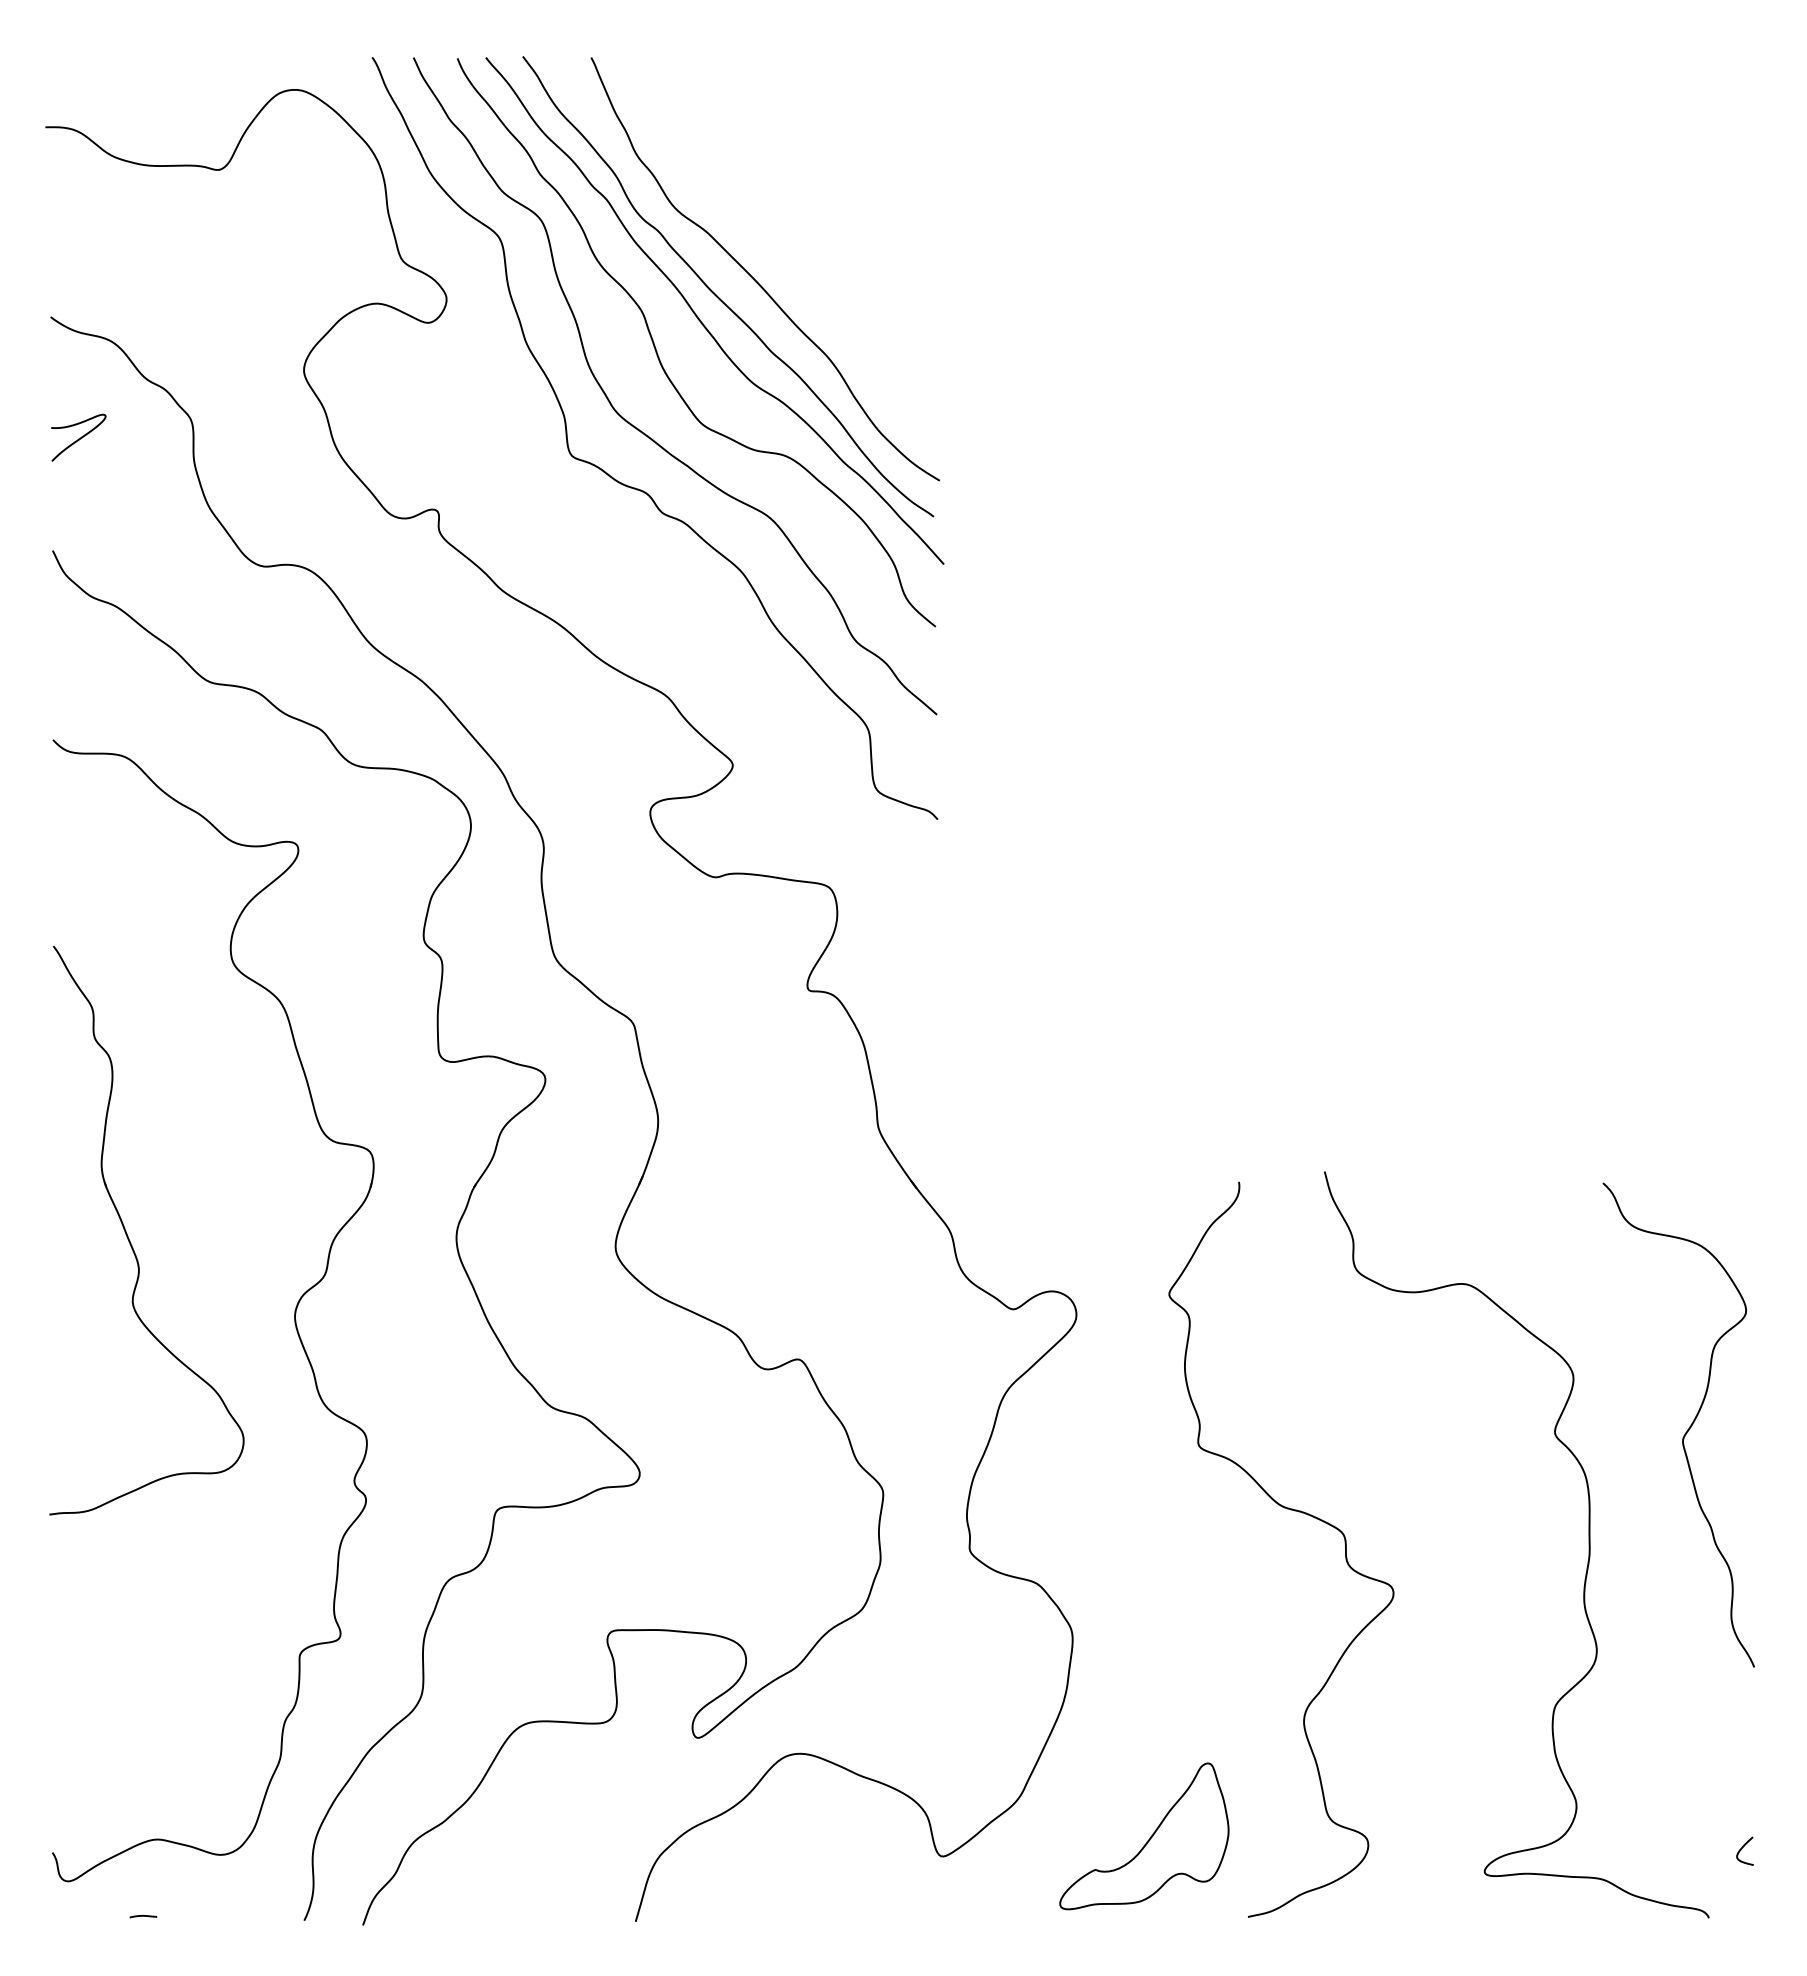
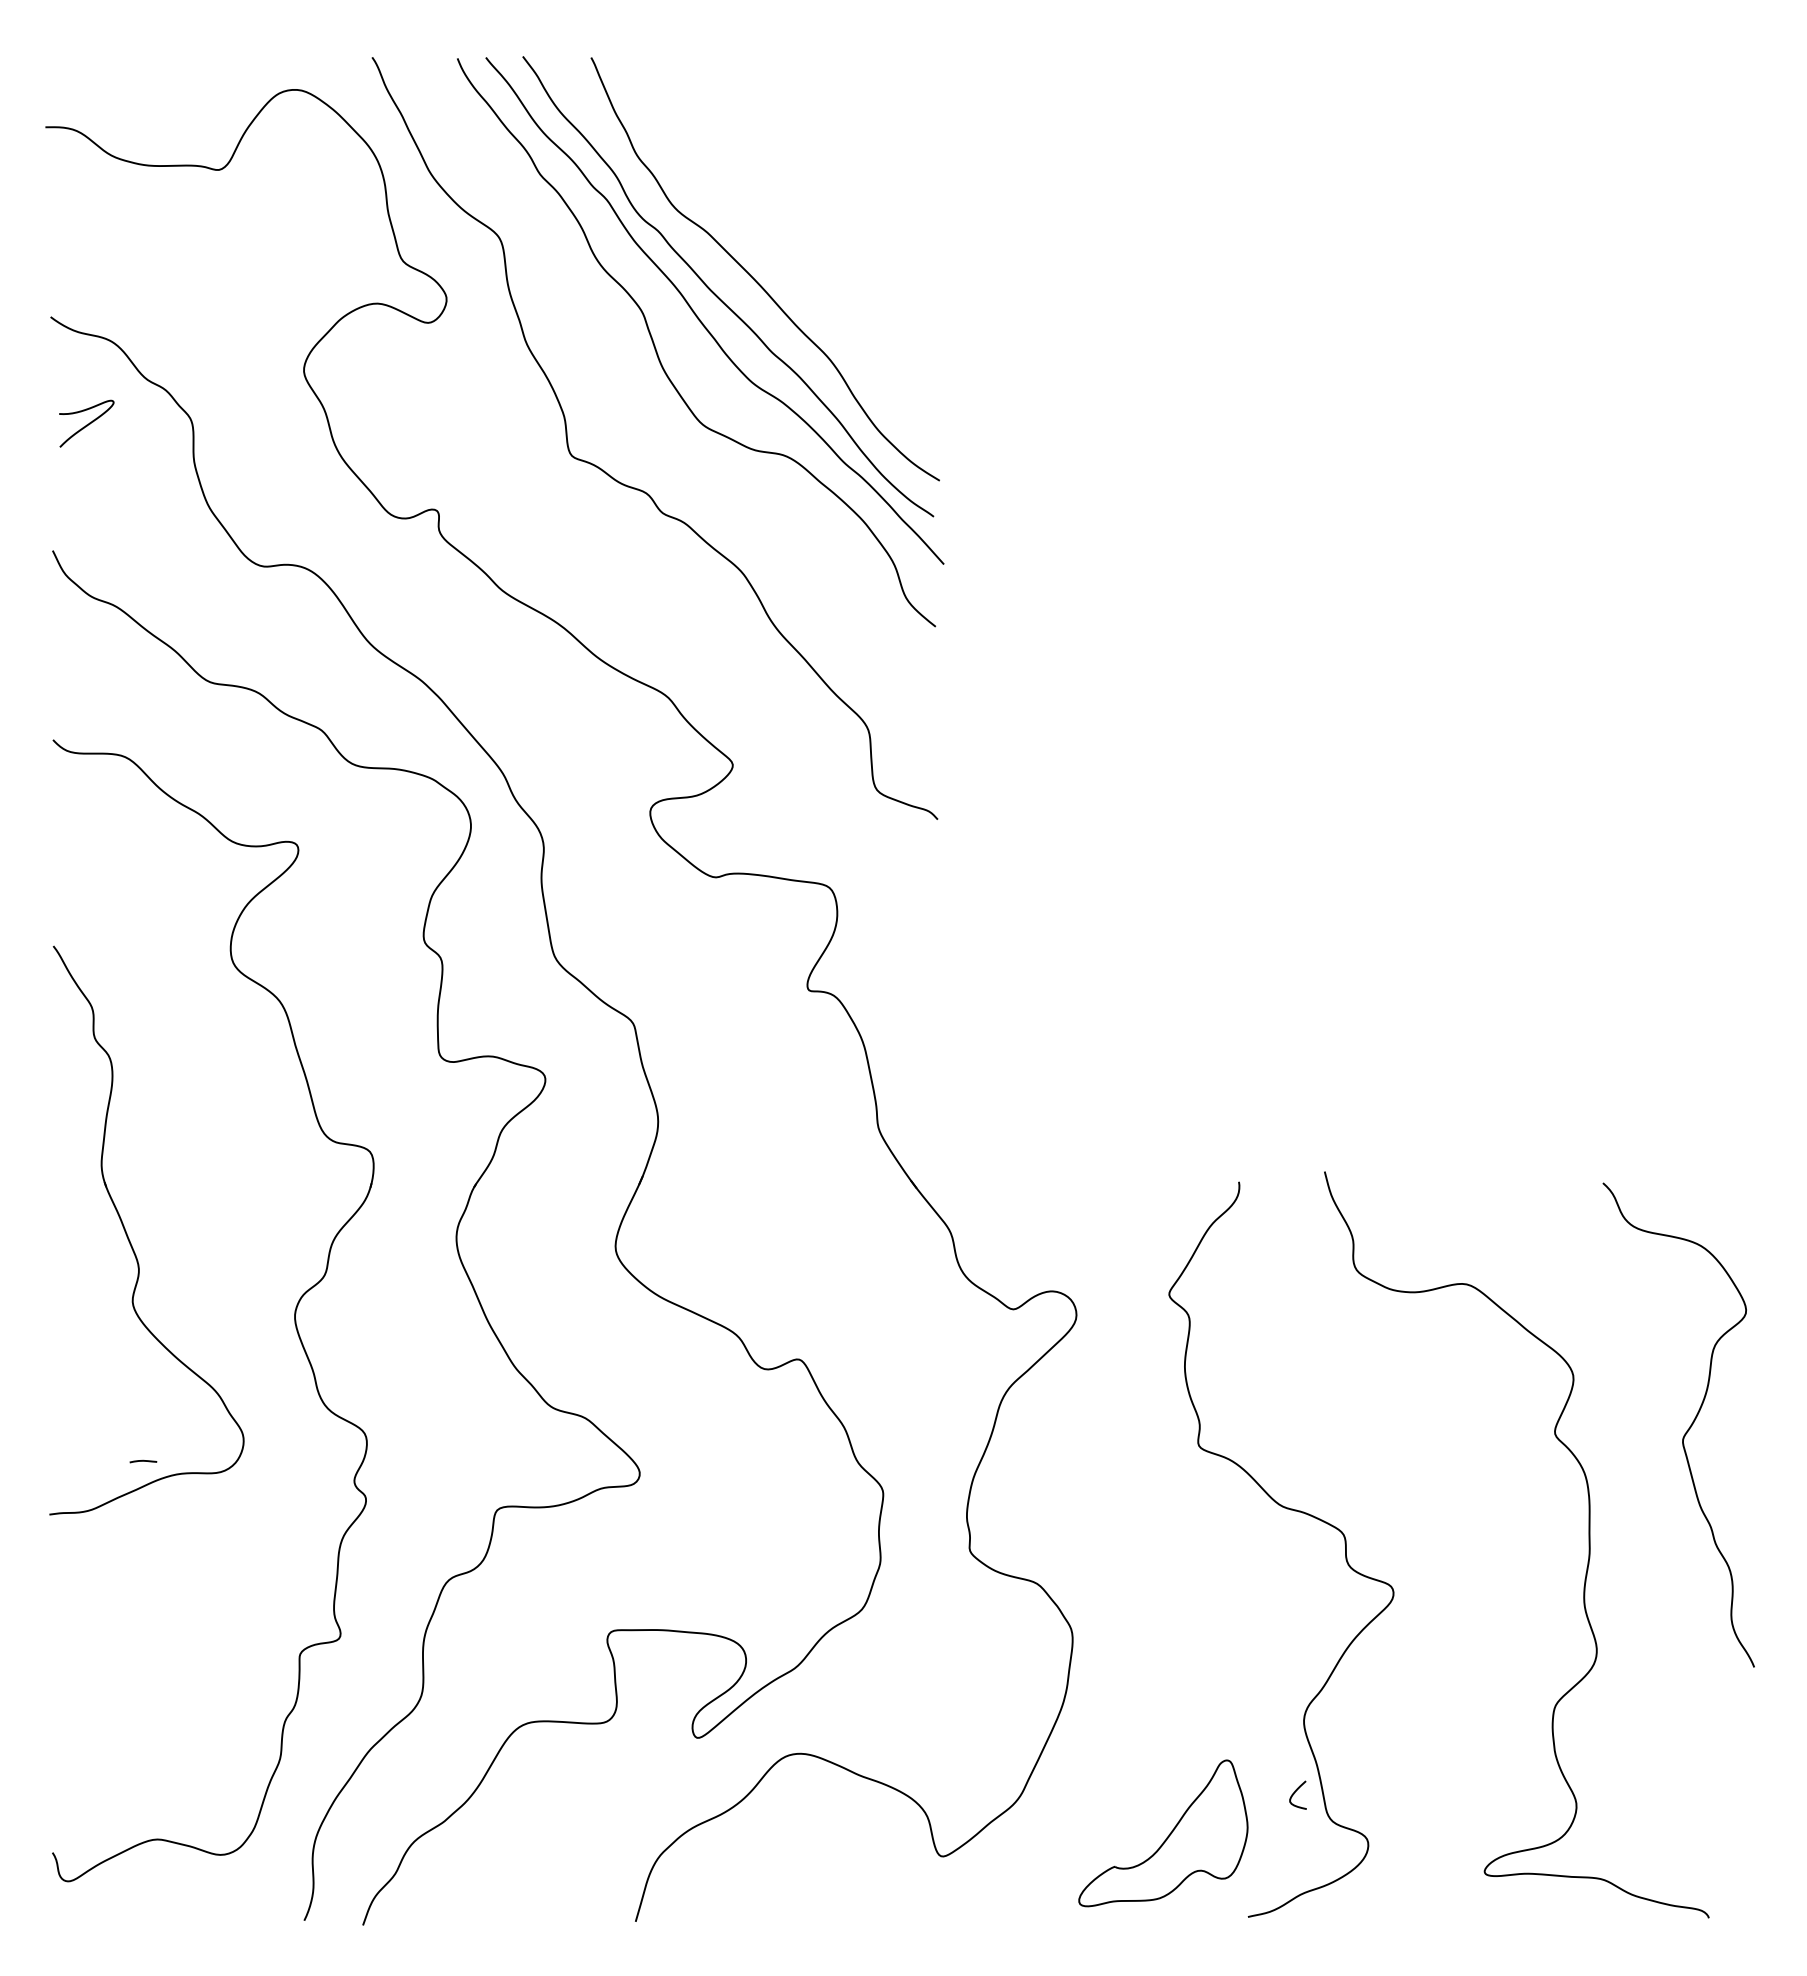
curve: present -> none (644, 432)
curve position: (78, 438) -> (86, 424) (86, 424)
part position: (1144, 1836) -> (1163, 1833) (1163, 1833)
curve position: (1742, 1848) -> (1295, 1792) (1295, 1792)
curve position: (143, 1916) -> (143, 1461) (143, 1461)
